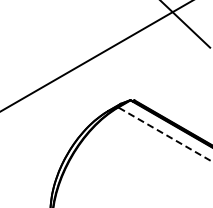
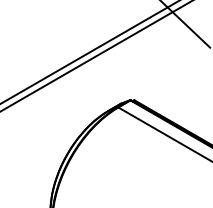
line: none -> present (89, 52)
line: dashed -> solid (165, 134)
